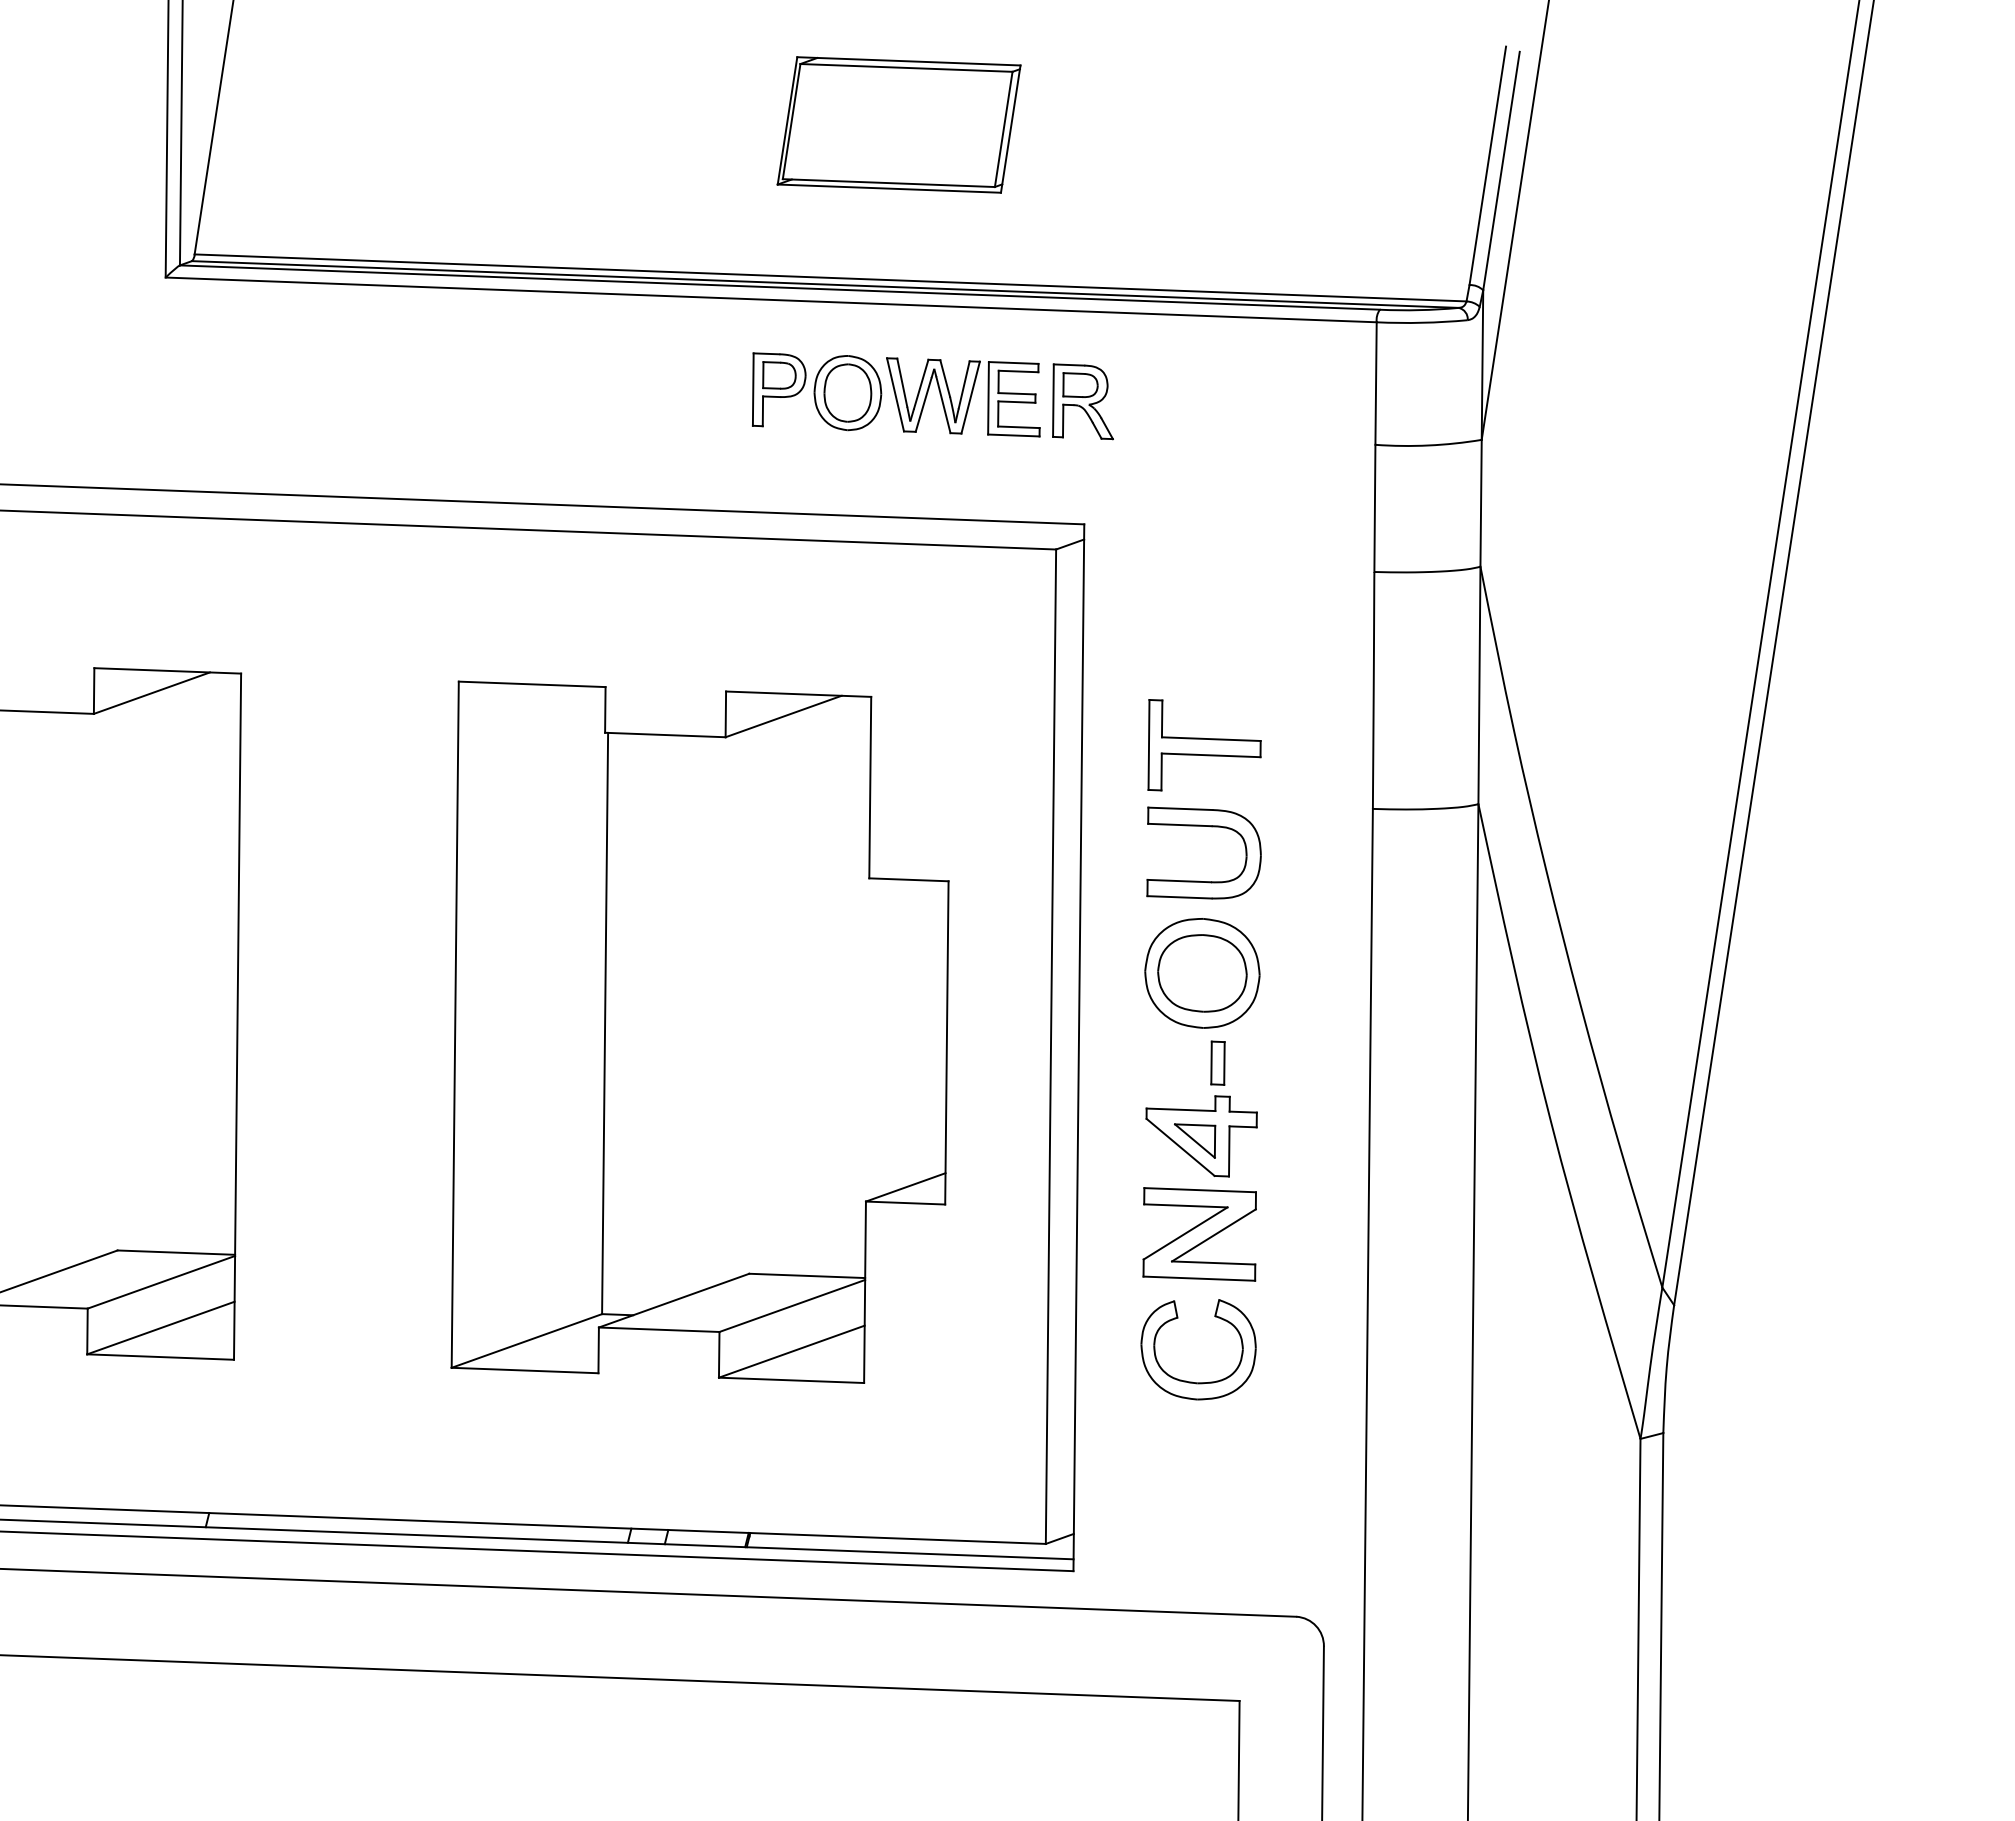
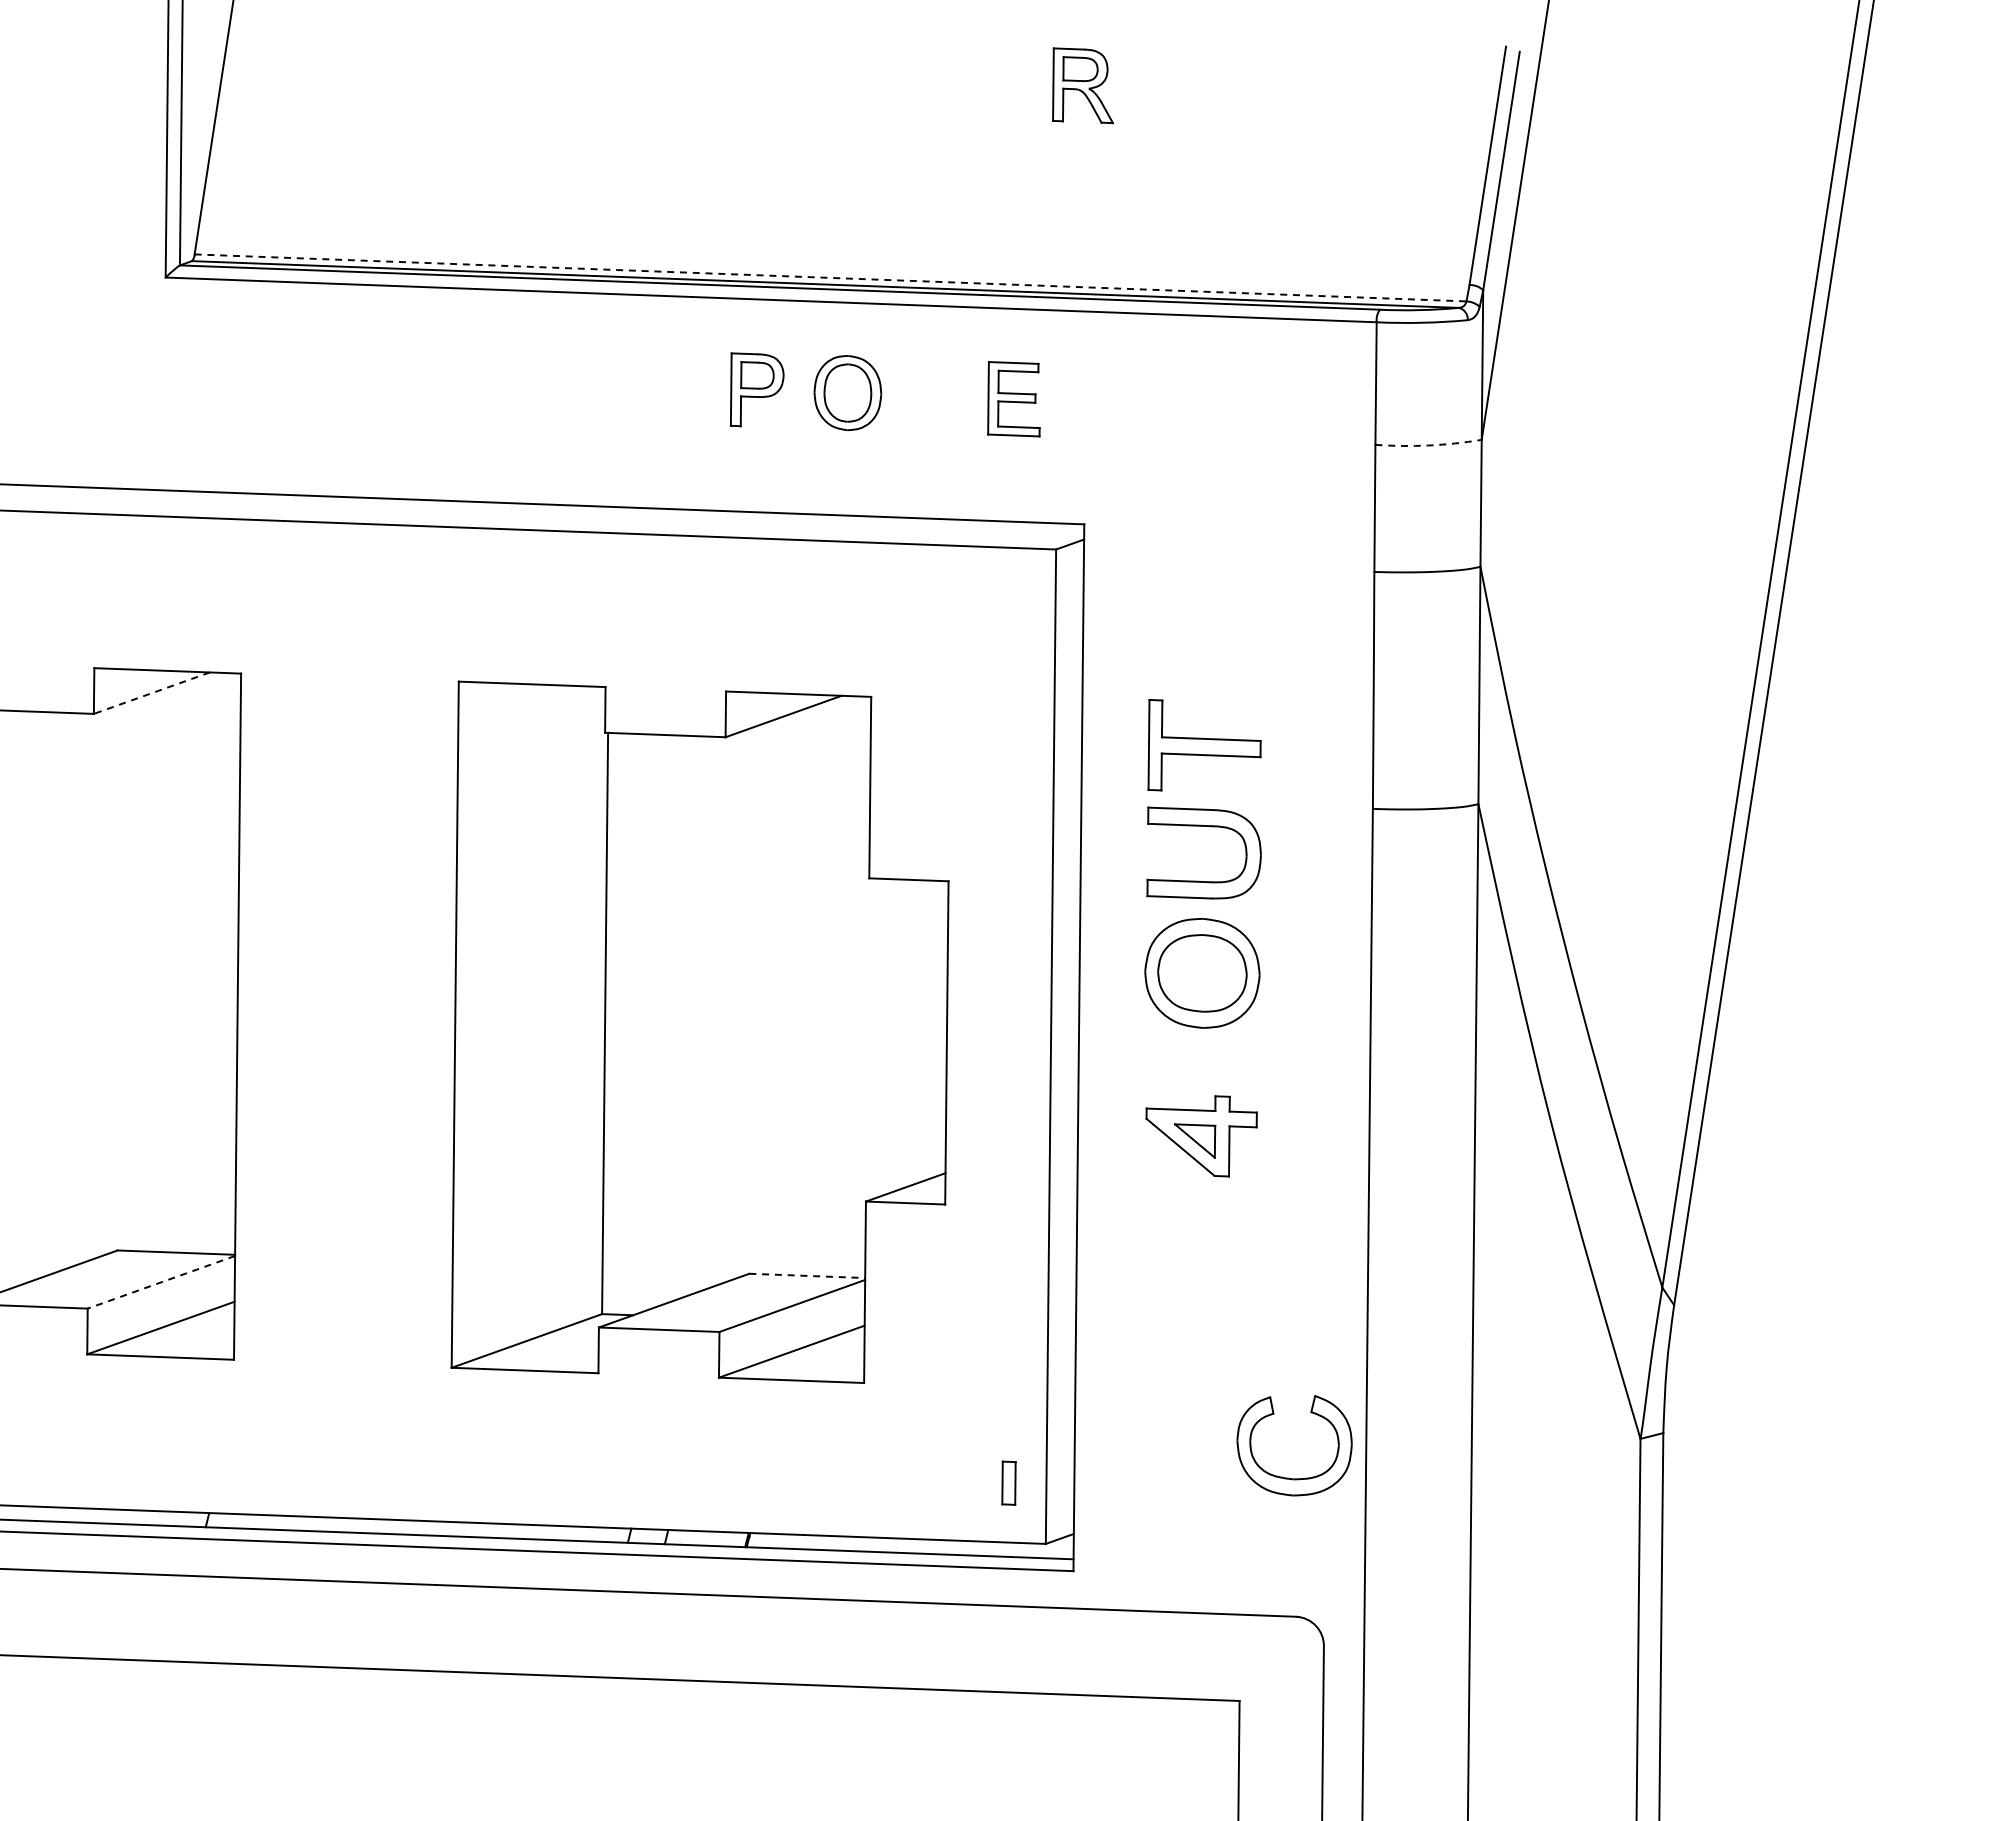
part: present -> none (898, 124)
line: solid -> dashed (831, 277)
part position: (779, 389) -> (757, 389) (757, 389)
part: present -> none (933, 395)
part position: (1082, 401) -> (1082, 85) (1082, 85)
arc: solid -> dashed (1428, 445)
line: solid -> dashed (151, 693)
part position: (1217, 1062) -> (1008, 1482) (1008, 1482)
part: present -> none (1199, 1234)
line: solid -> dashed (807, 1275)
line: solid -> dashed (160, 1282)
part position: (1192, 1381) -> (1288, 1477) (1288, 1477)
